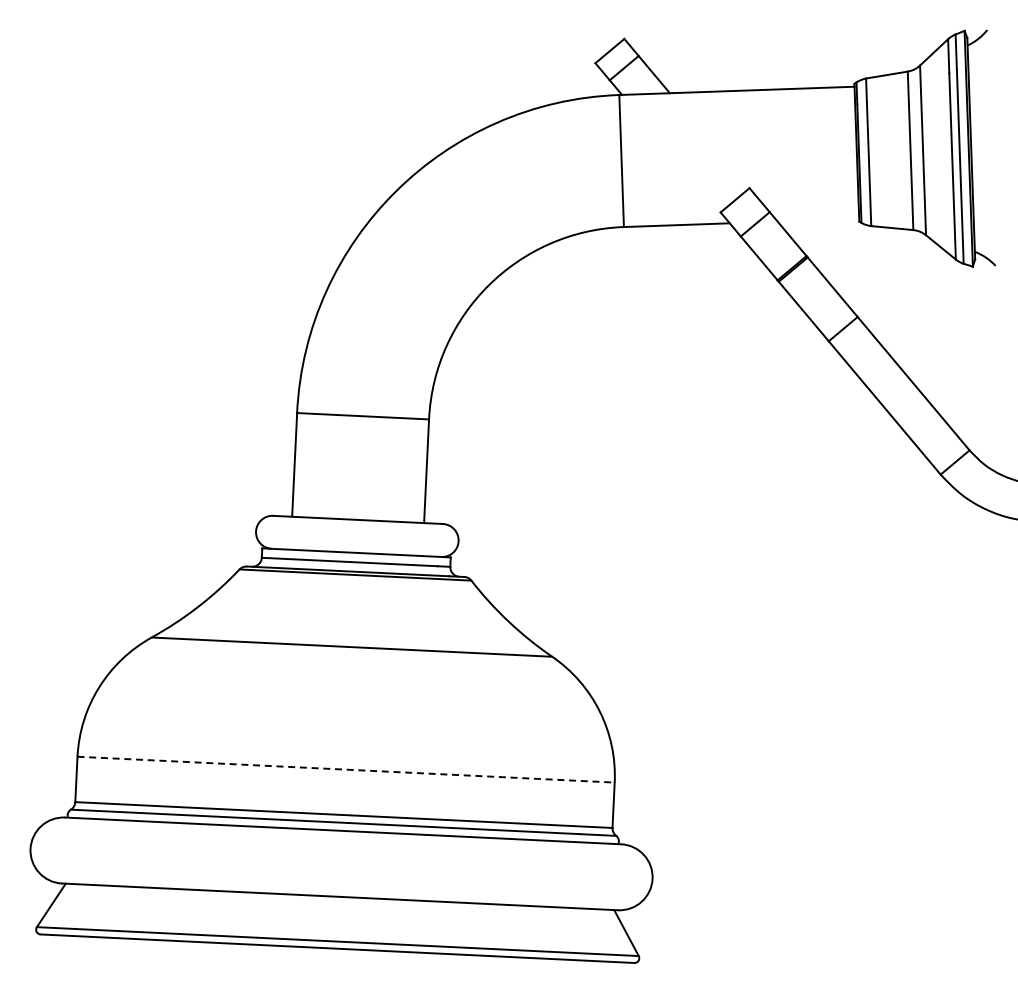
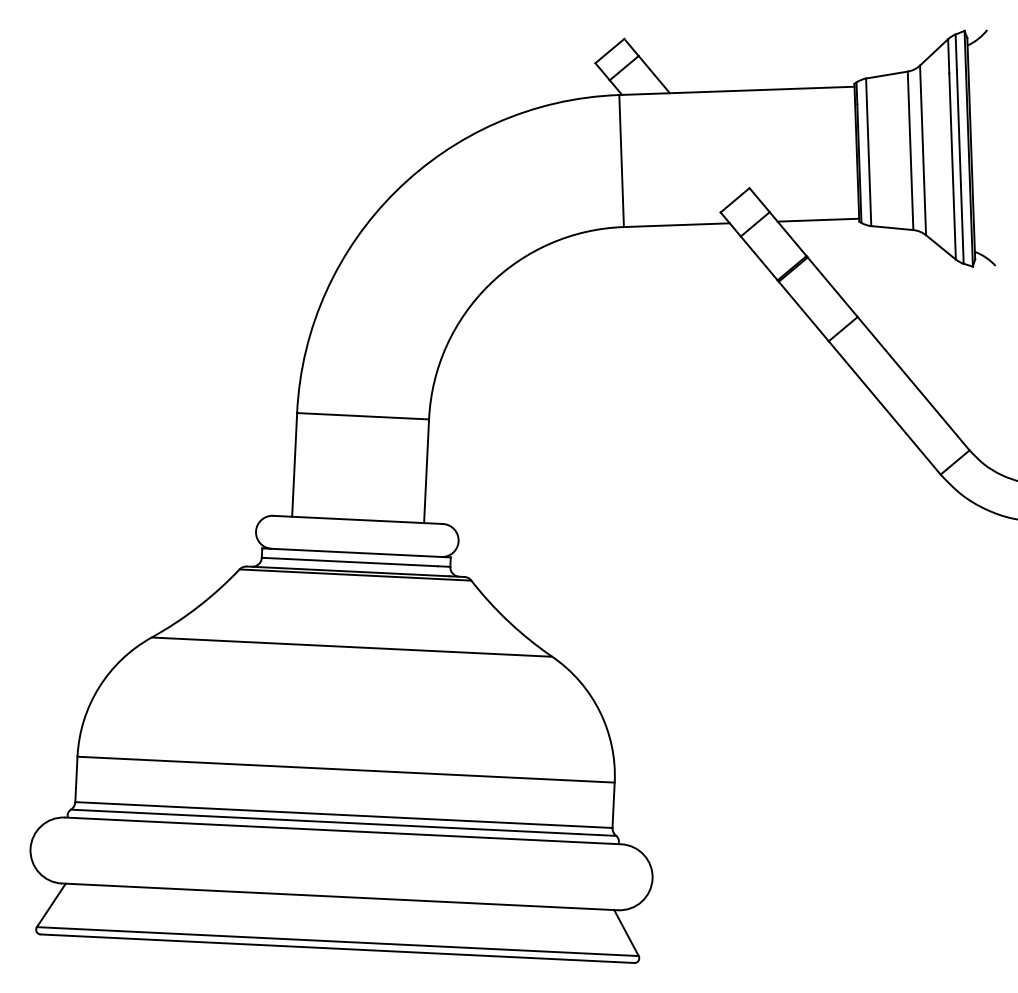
line: none -> present (818, 219)
line: dashed -> solid (346, 769)
